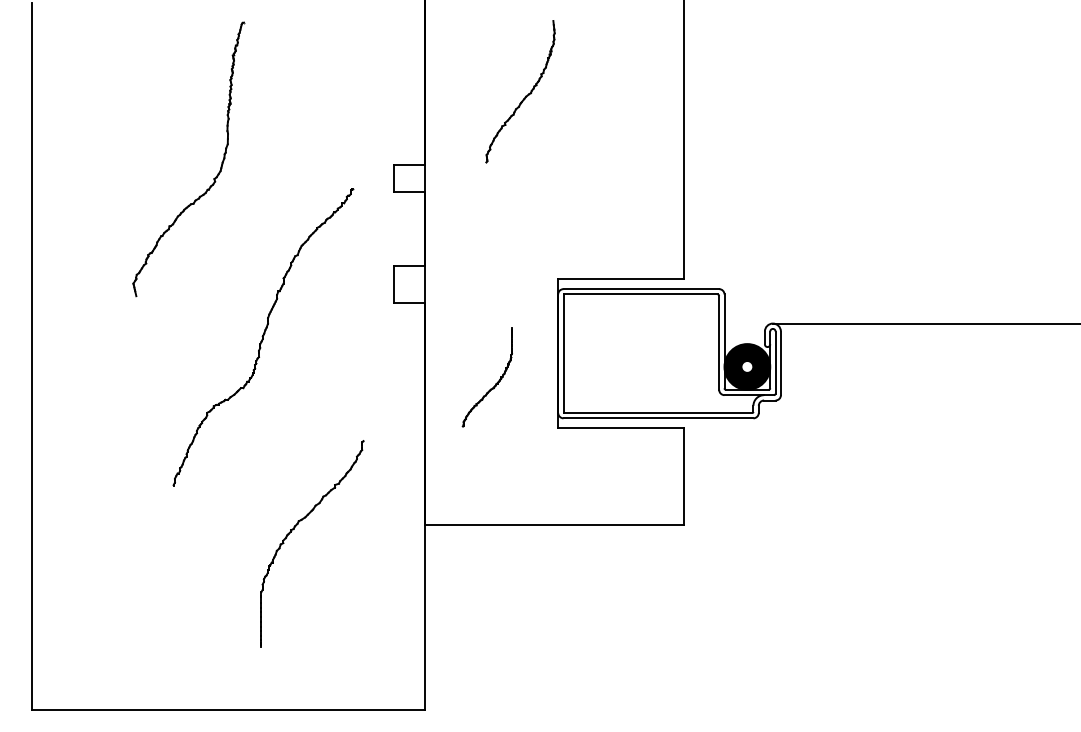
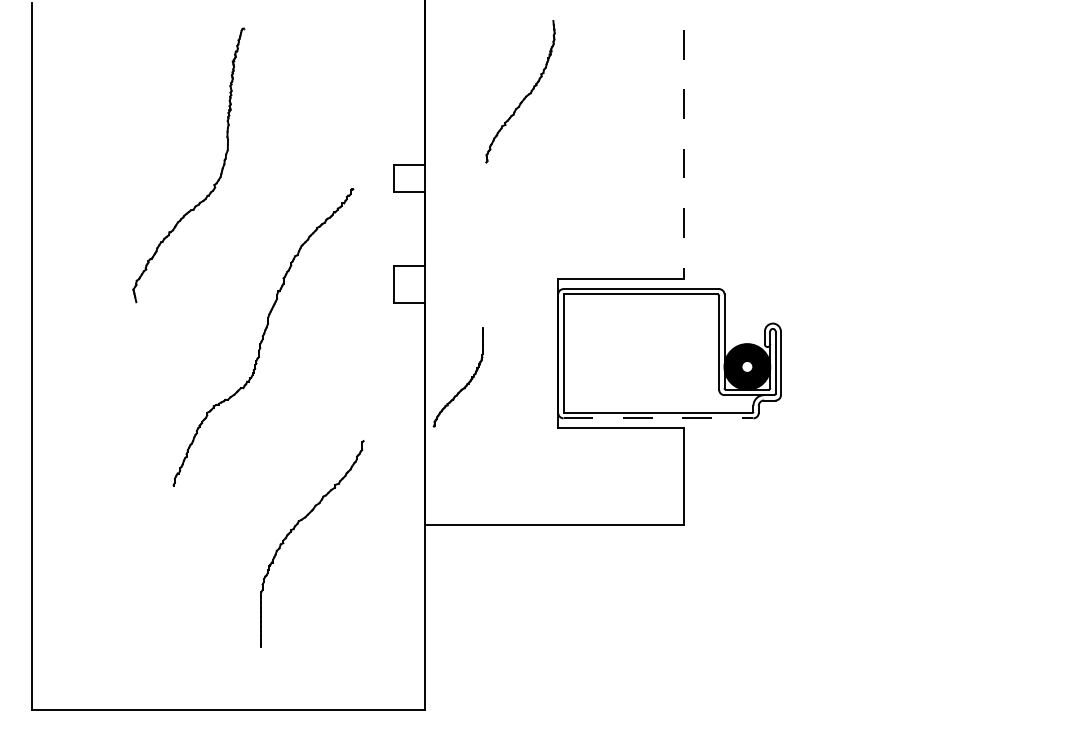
line: solid -> dashed (684, 140)
part position: (213, 178) -> (213, 184) (213, 184)
line: present -> none (924, 323)
part position: (495, 383) -> (466, 383) (466, 383)
line: solid -> dashed (658, 418)
